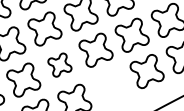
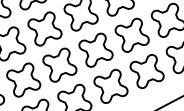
part size: 26x26 px -> 36x36 px (59, 64)
part: none -> present (110, 85)
